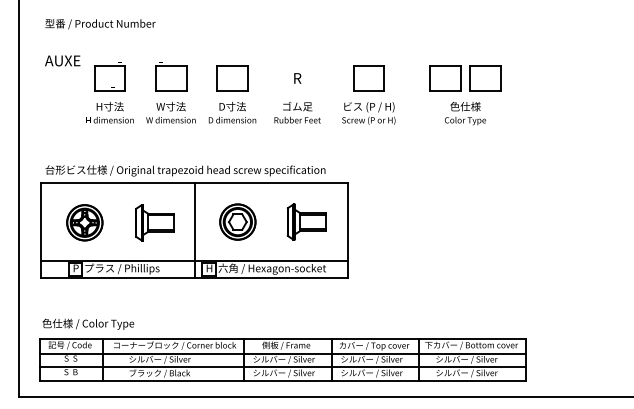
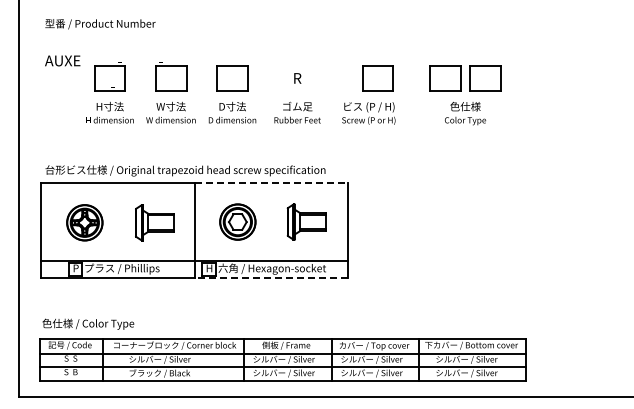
part position: (368, 78) -> (377, 78) (377, 78)
line: solid -> dashed (271, 183)
line: solid -> dashed (271, 278)
